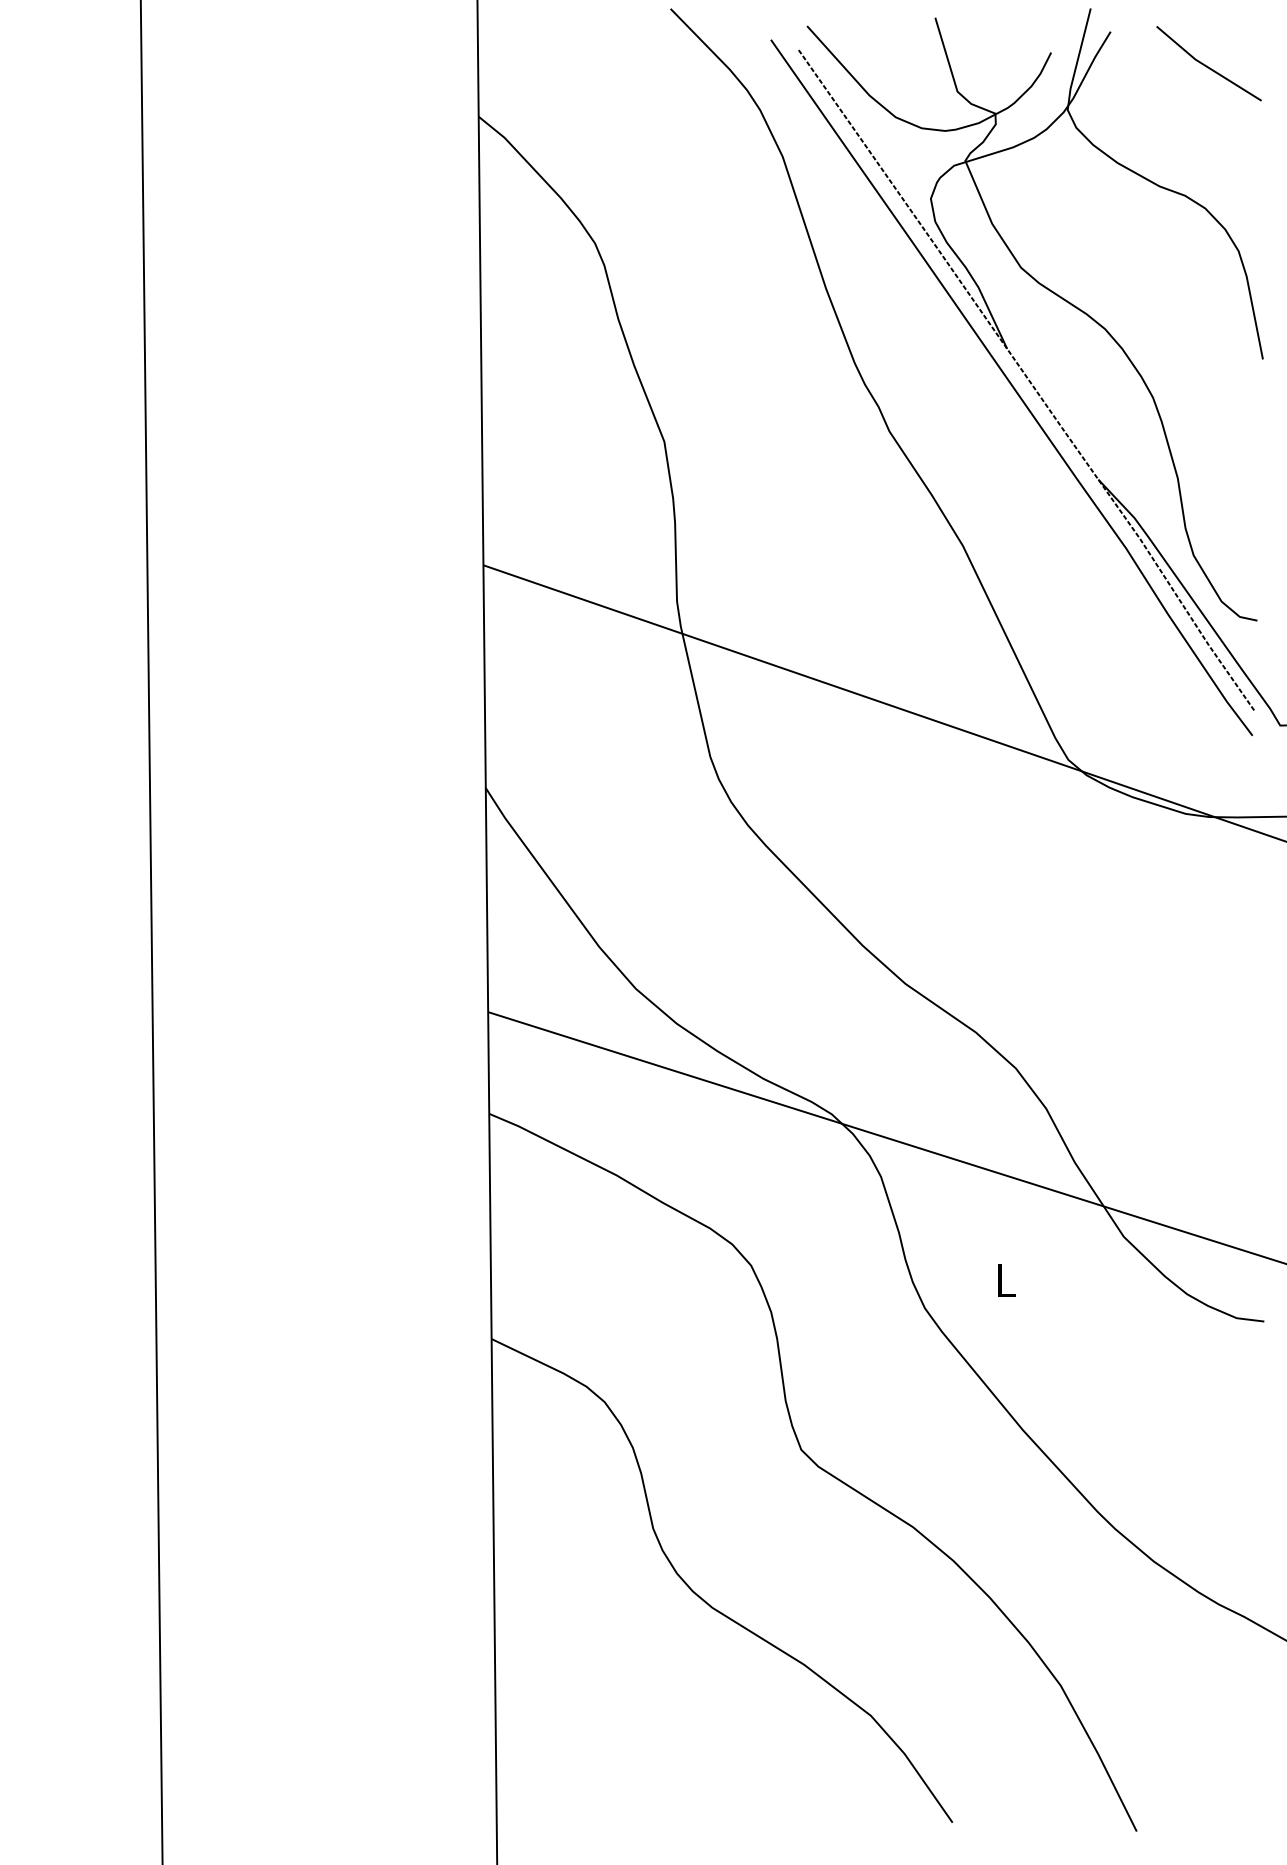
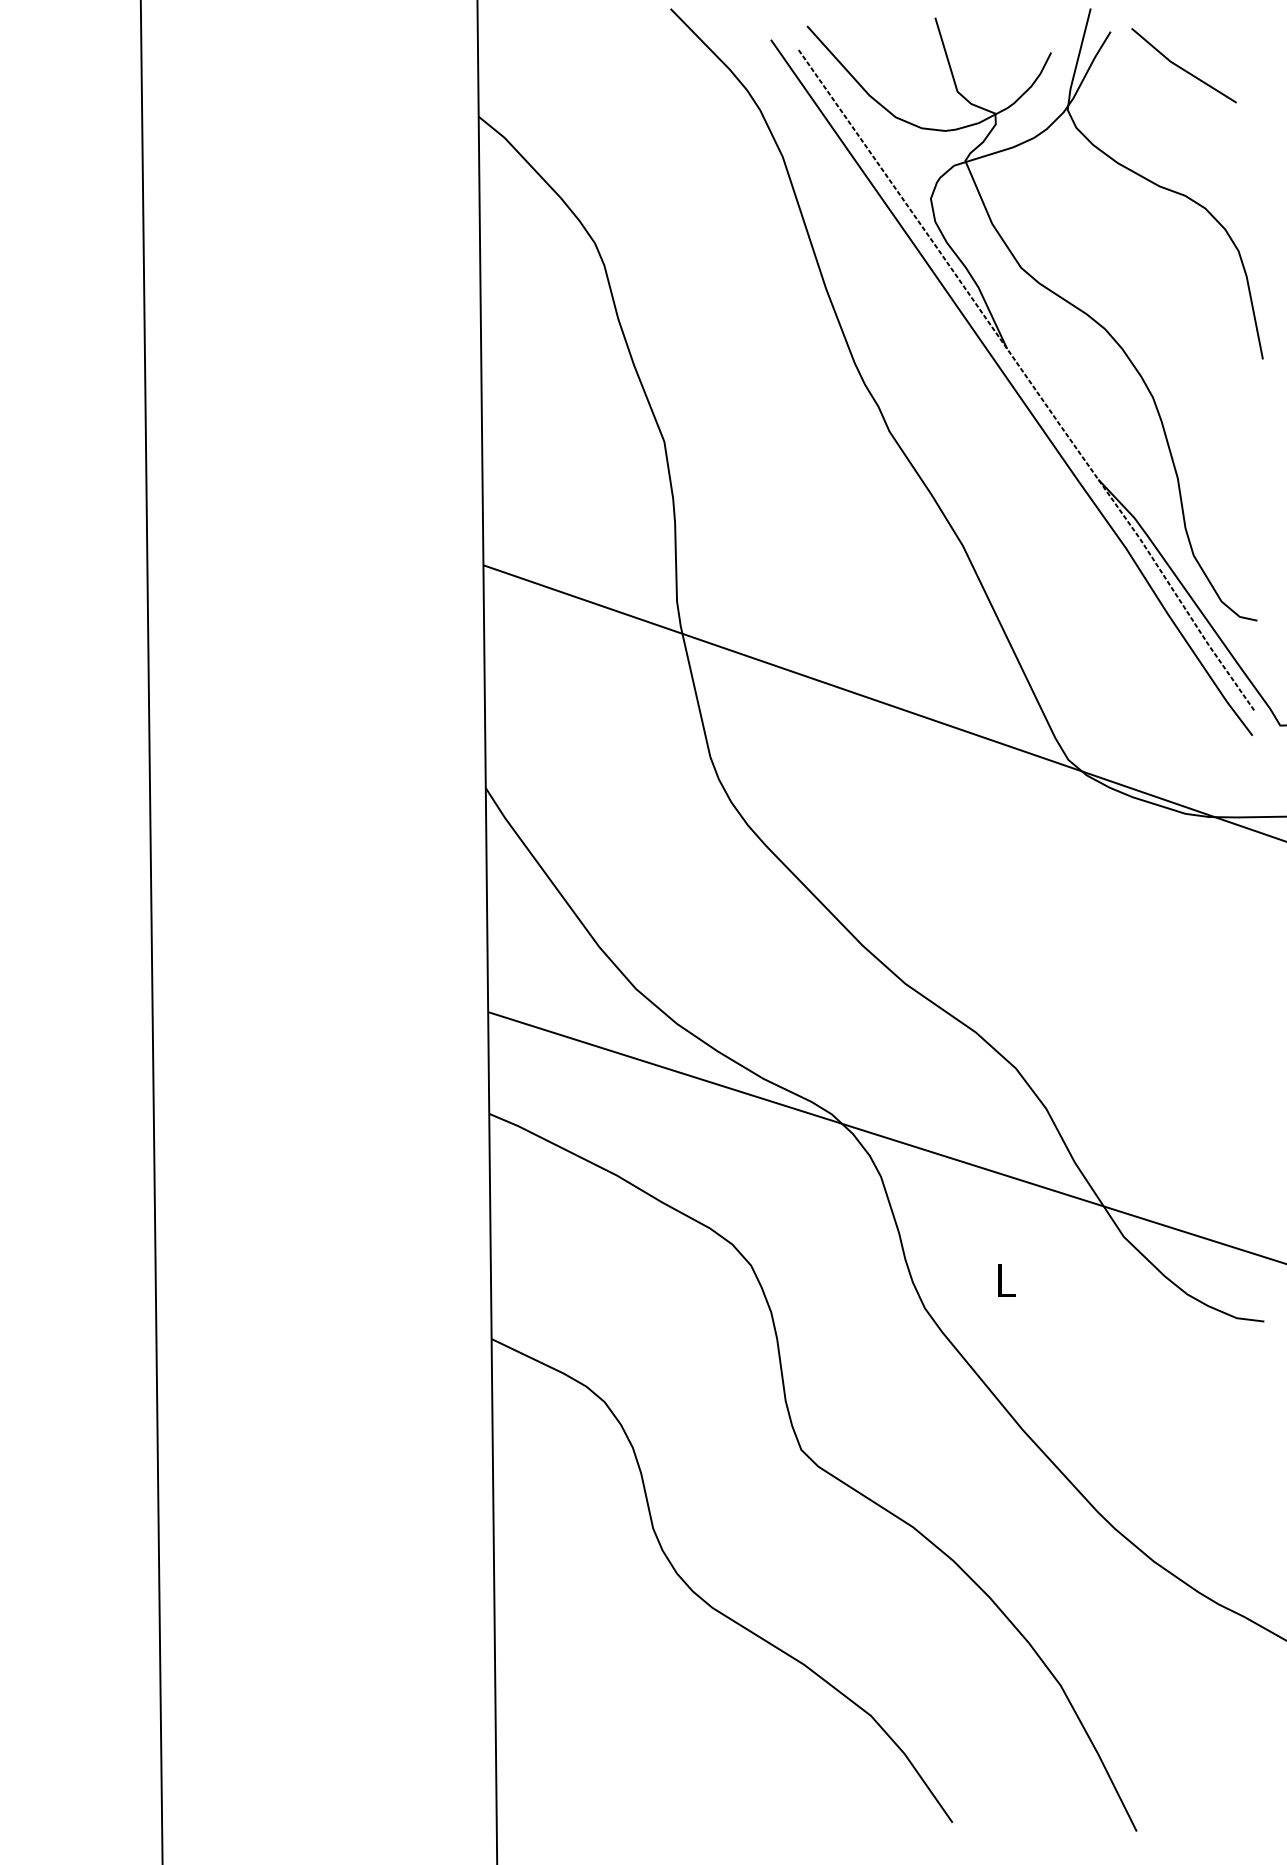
line position: (1207, 65) -> (1182, 67) (1182, 67)
